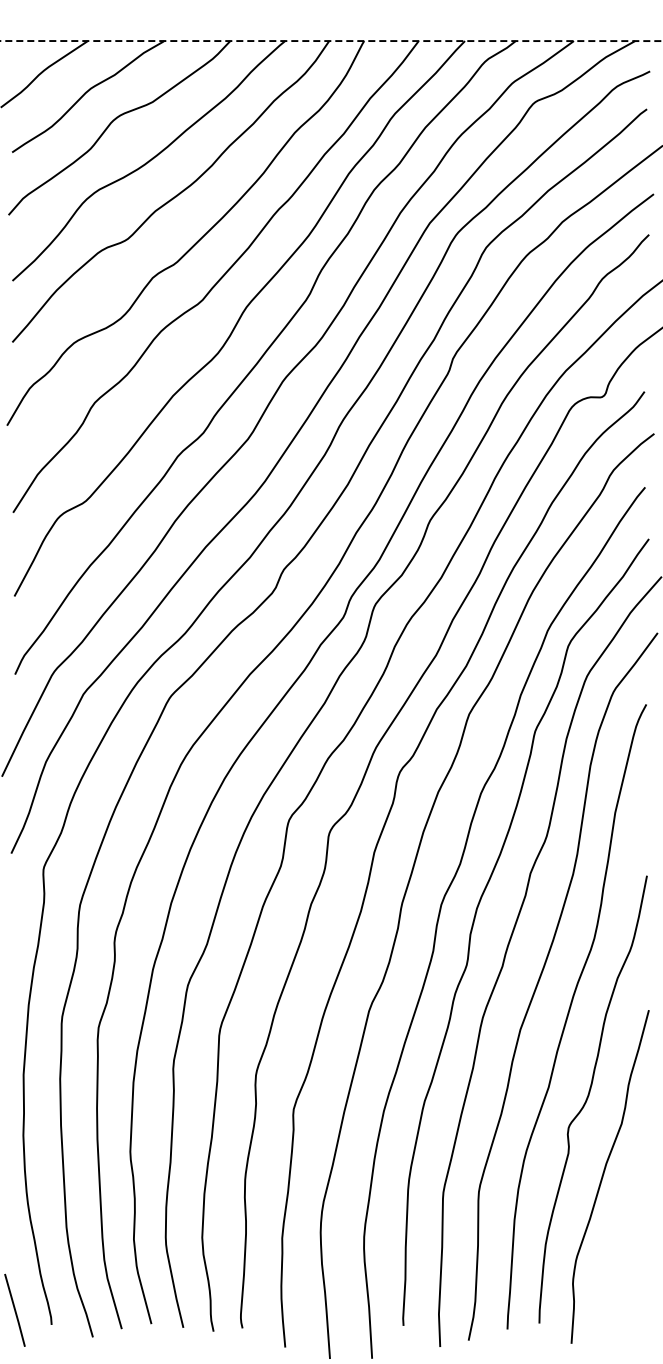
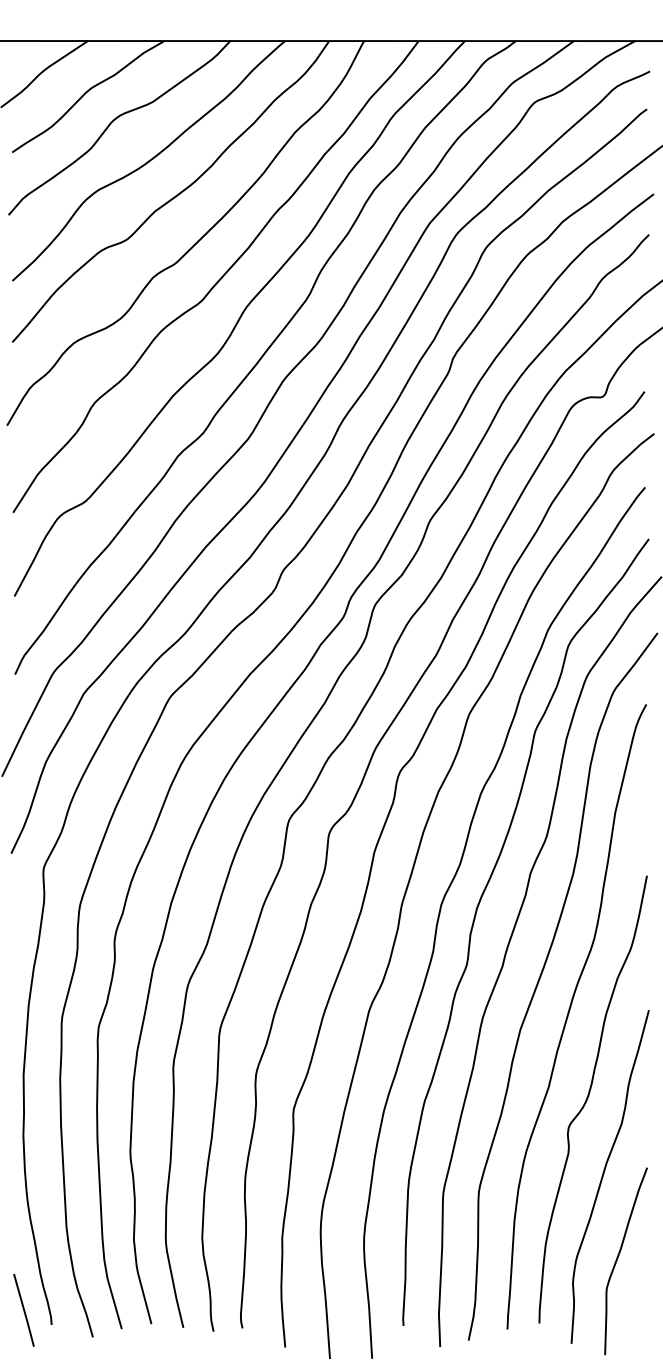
line: dashed -> solid (332, 41)
curve: none -> present (618, 1258)
line position: (14, 1309) -> (23, 1309) (23, 1309)
